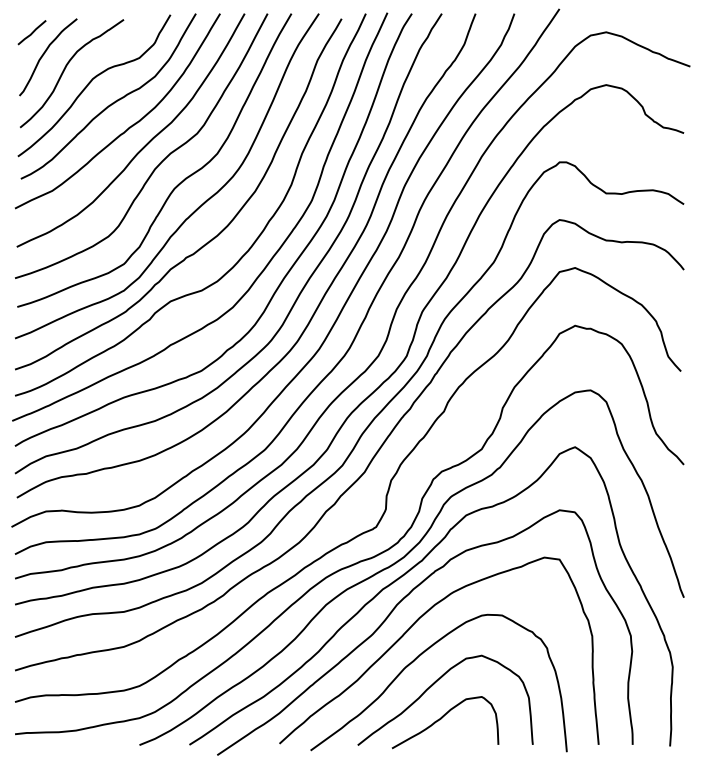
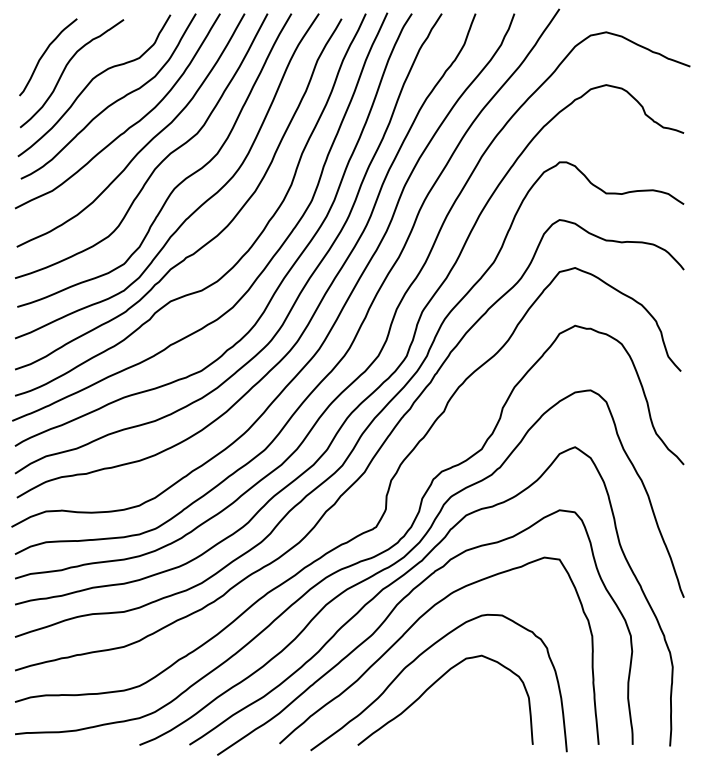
line: present -> none (31, 32)
curve: present -> none (442, 718)
